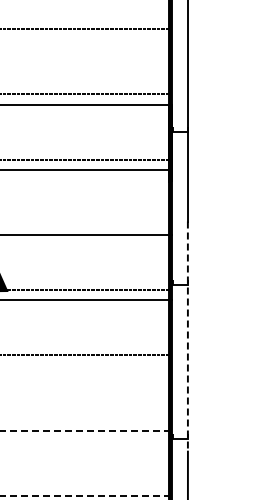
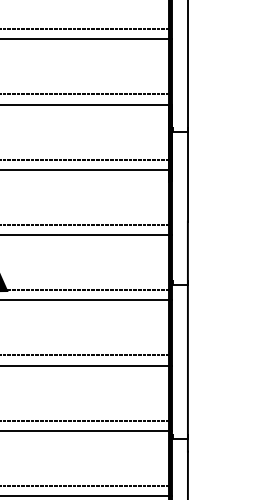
line: none -> present (87, 39)
line: none -> present (87, 224)
line: dashed -> solid (187, 337)
line: none -> present (87, 365)
line: none -> present (87, 420)
line: dashed -> solid (86, 430)
line: none -> present (87, 485)
line: dashed -> solid (86, 496)
